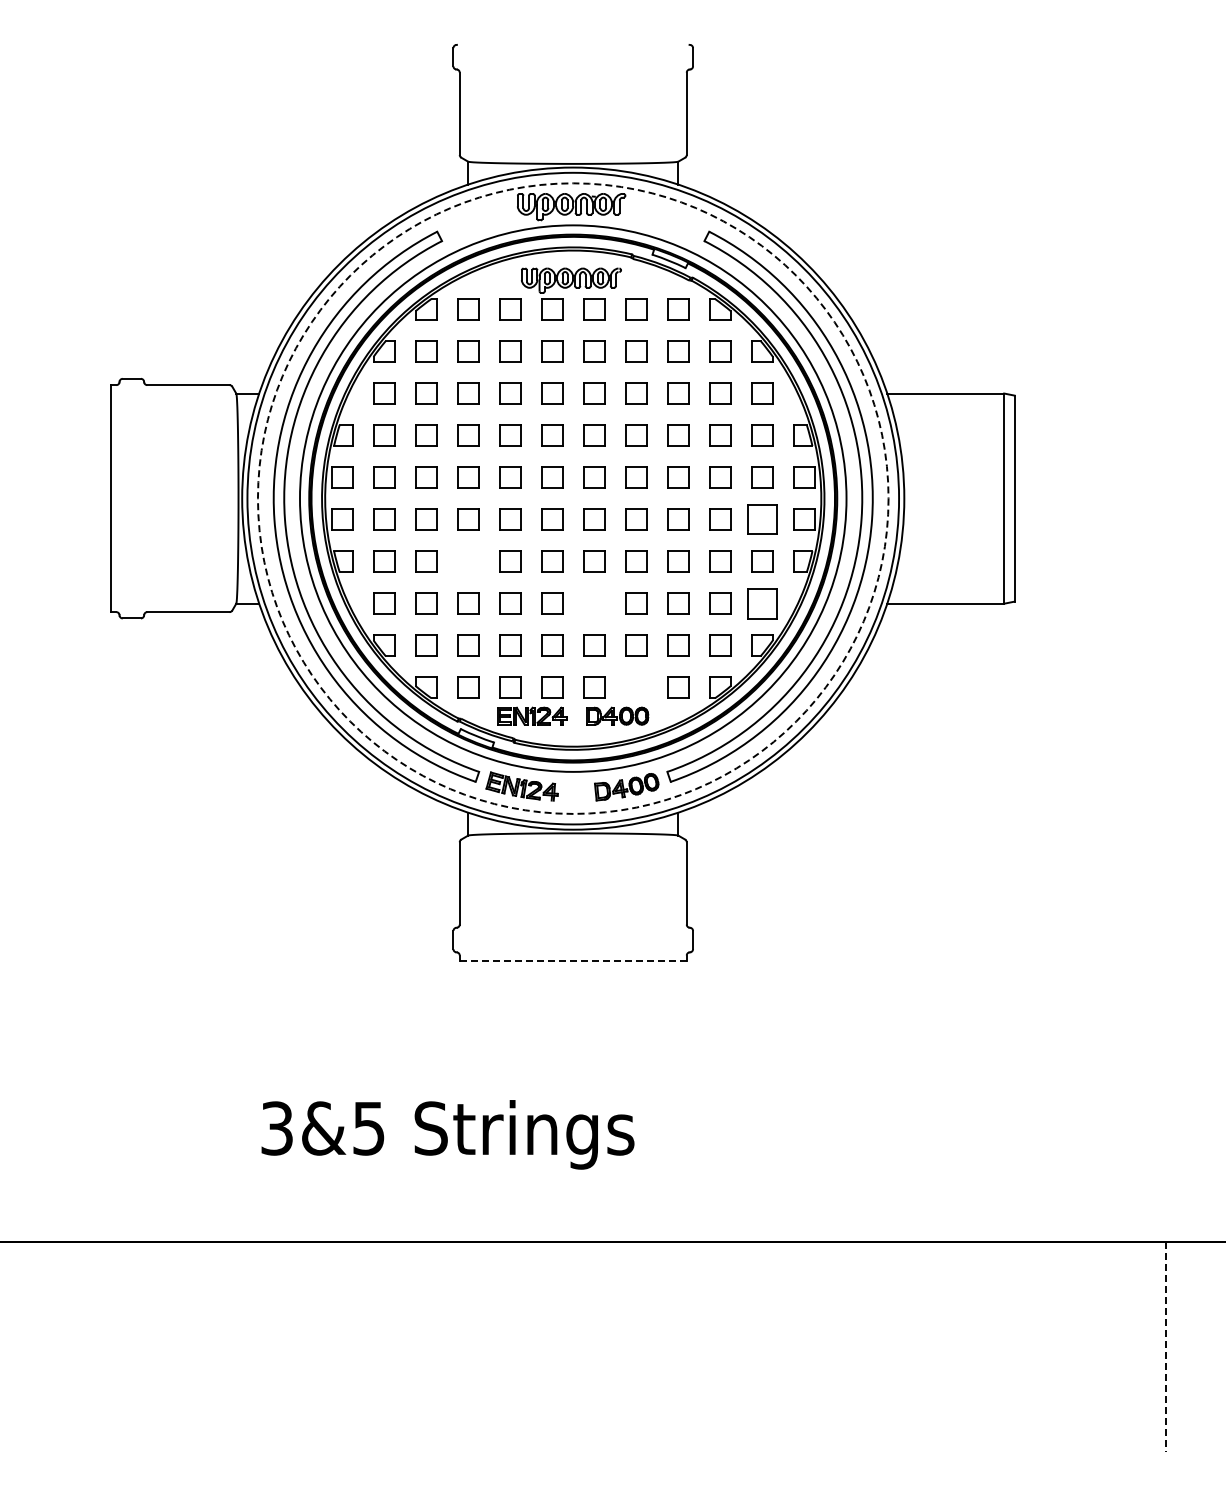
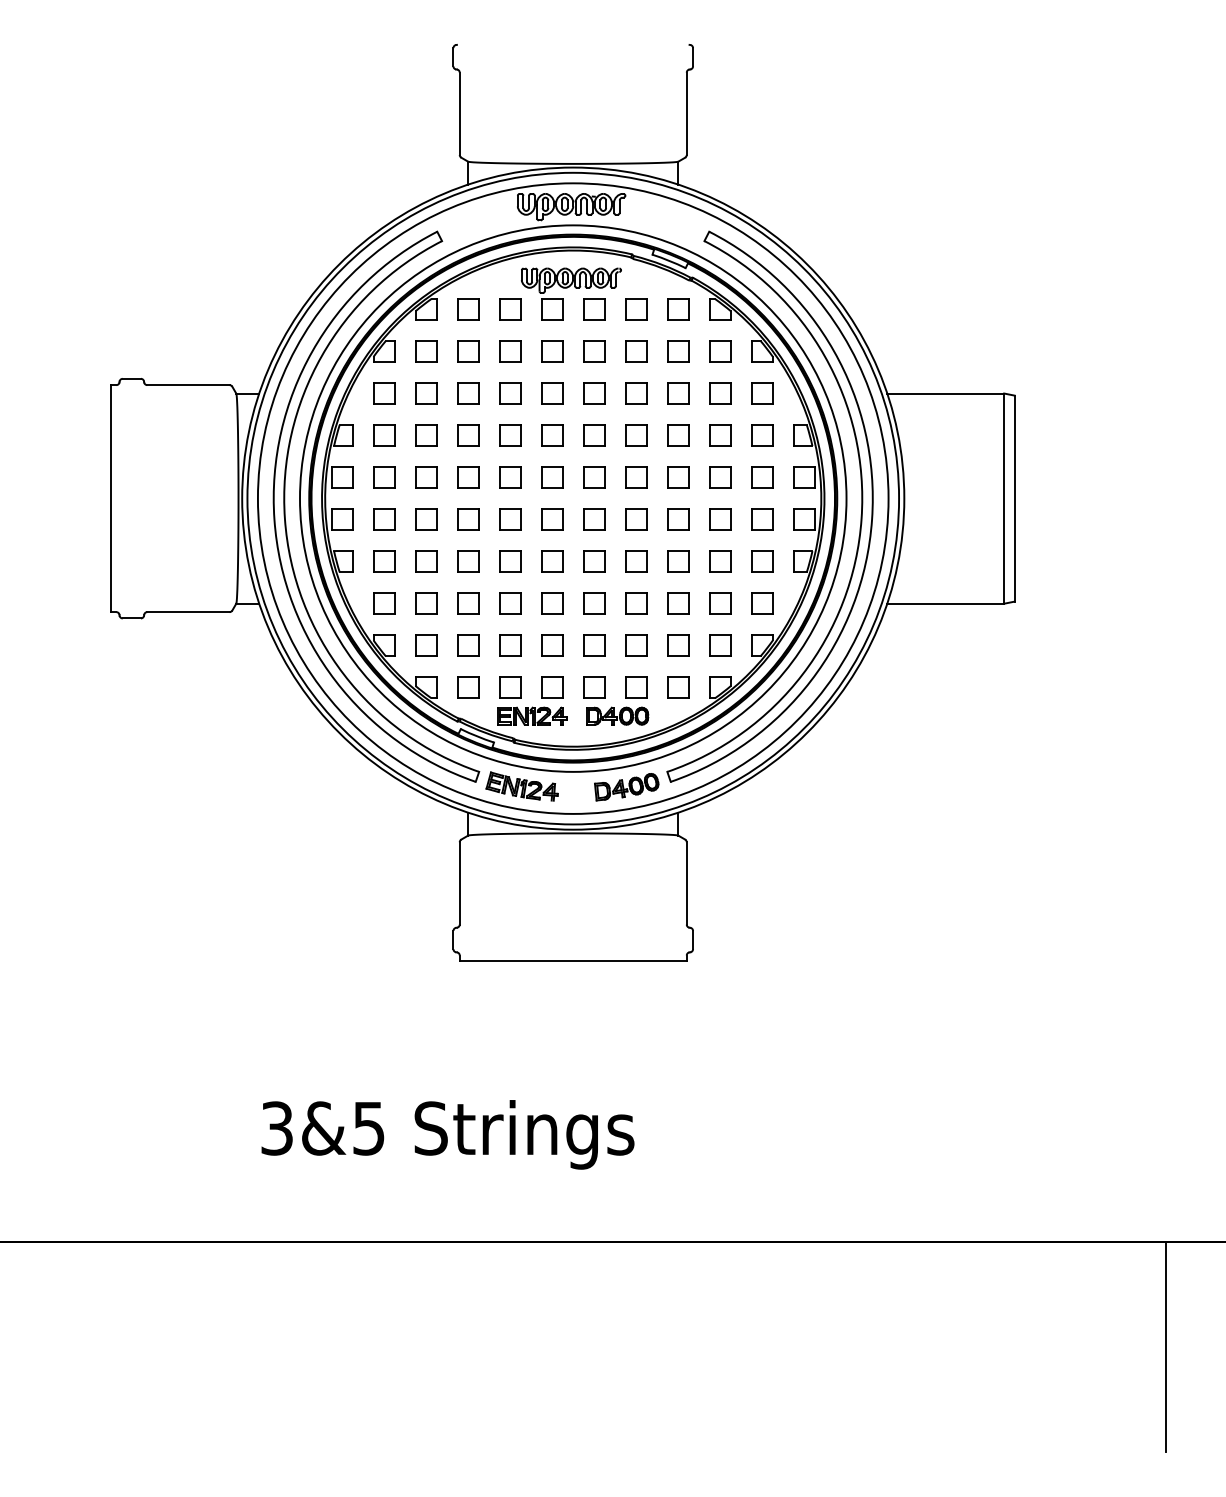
circle: dashed -> solid (572, 498)
part size: 31x31 px -> 23x23 px (762, 519)
part: none -> present (468, 561)
part: none -> present (594, 603)
part size: 31x32 px -> 23x23 px (762, 603)
part: none -> present (636, 687)
line: dashed -> solid (573, 961)
line: dashed -> solid (1165, 1347)
